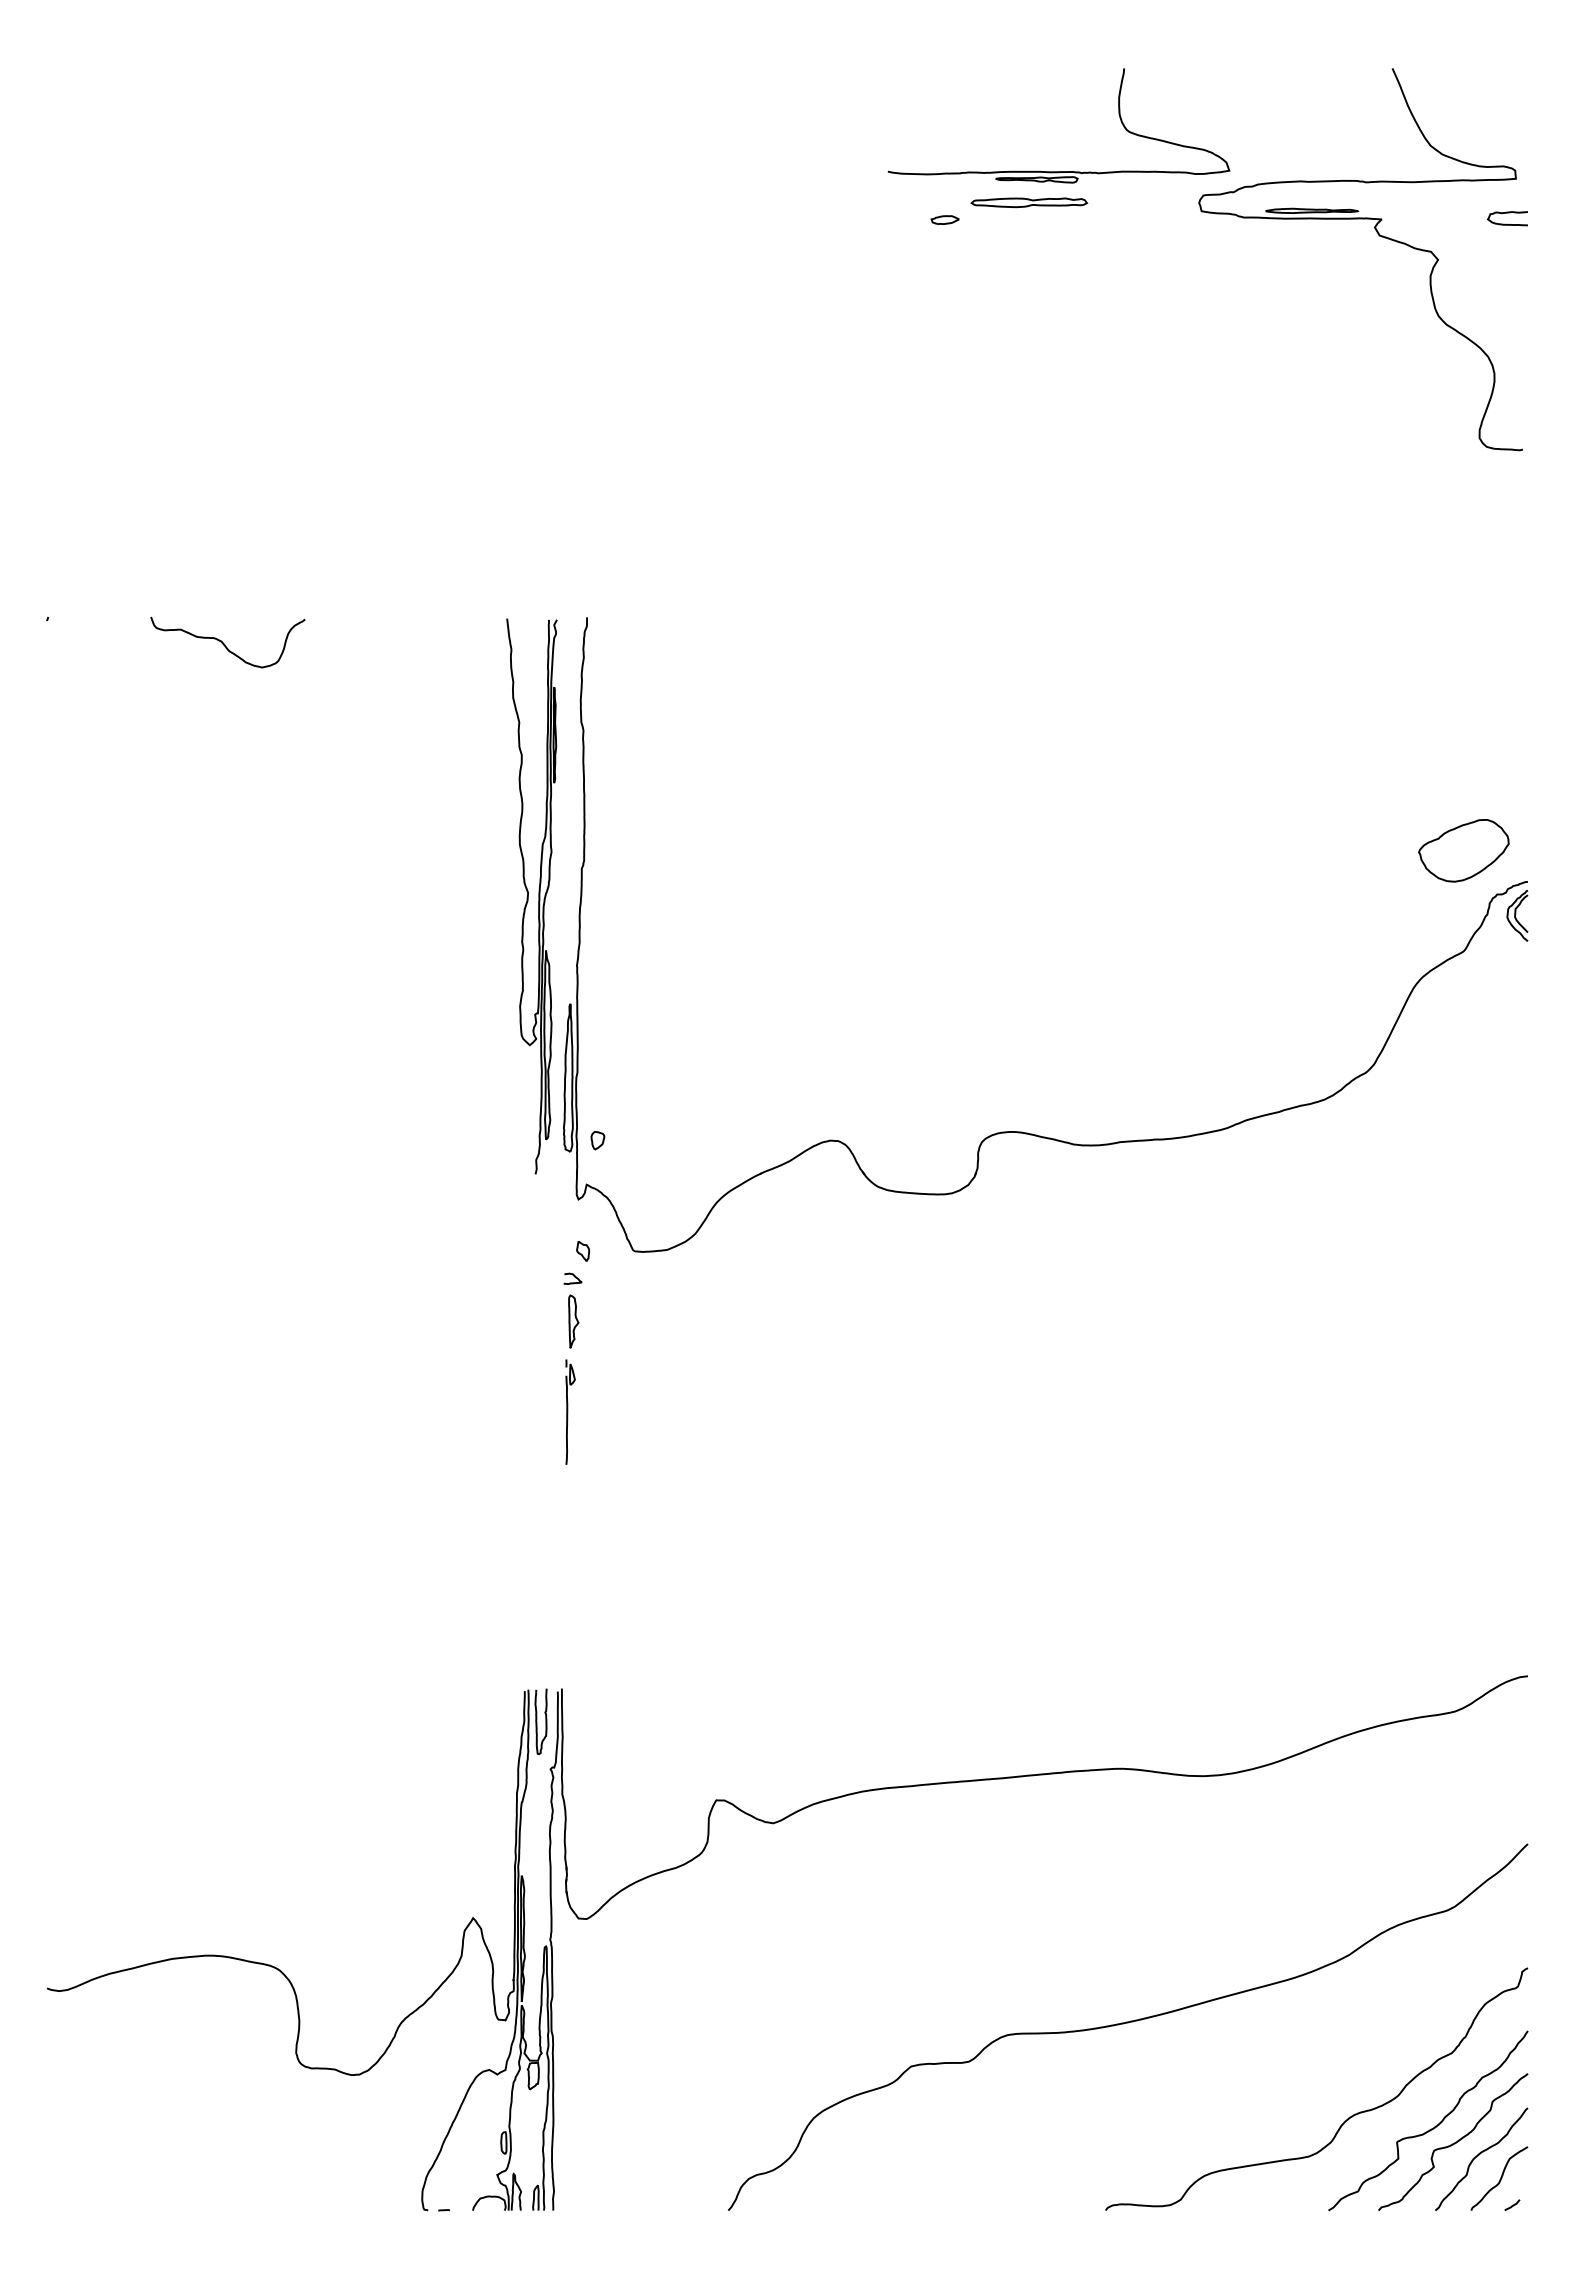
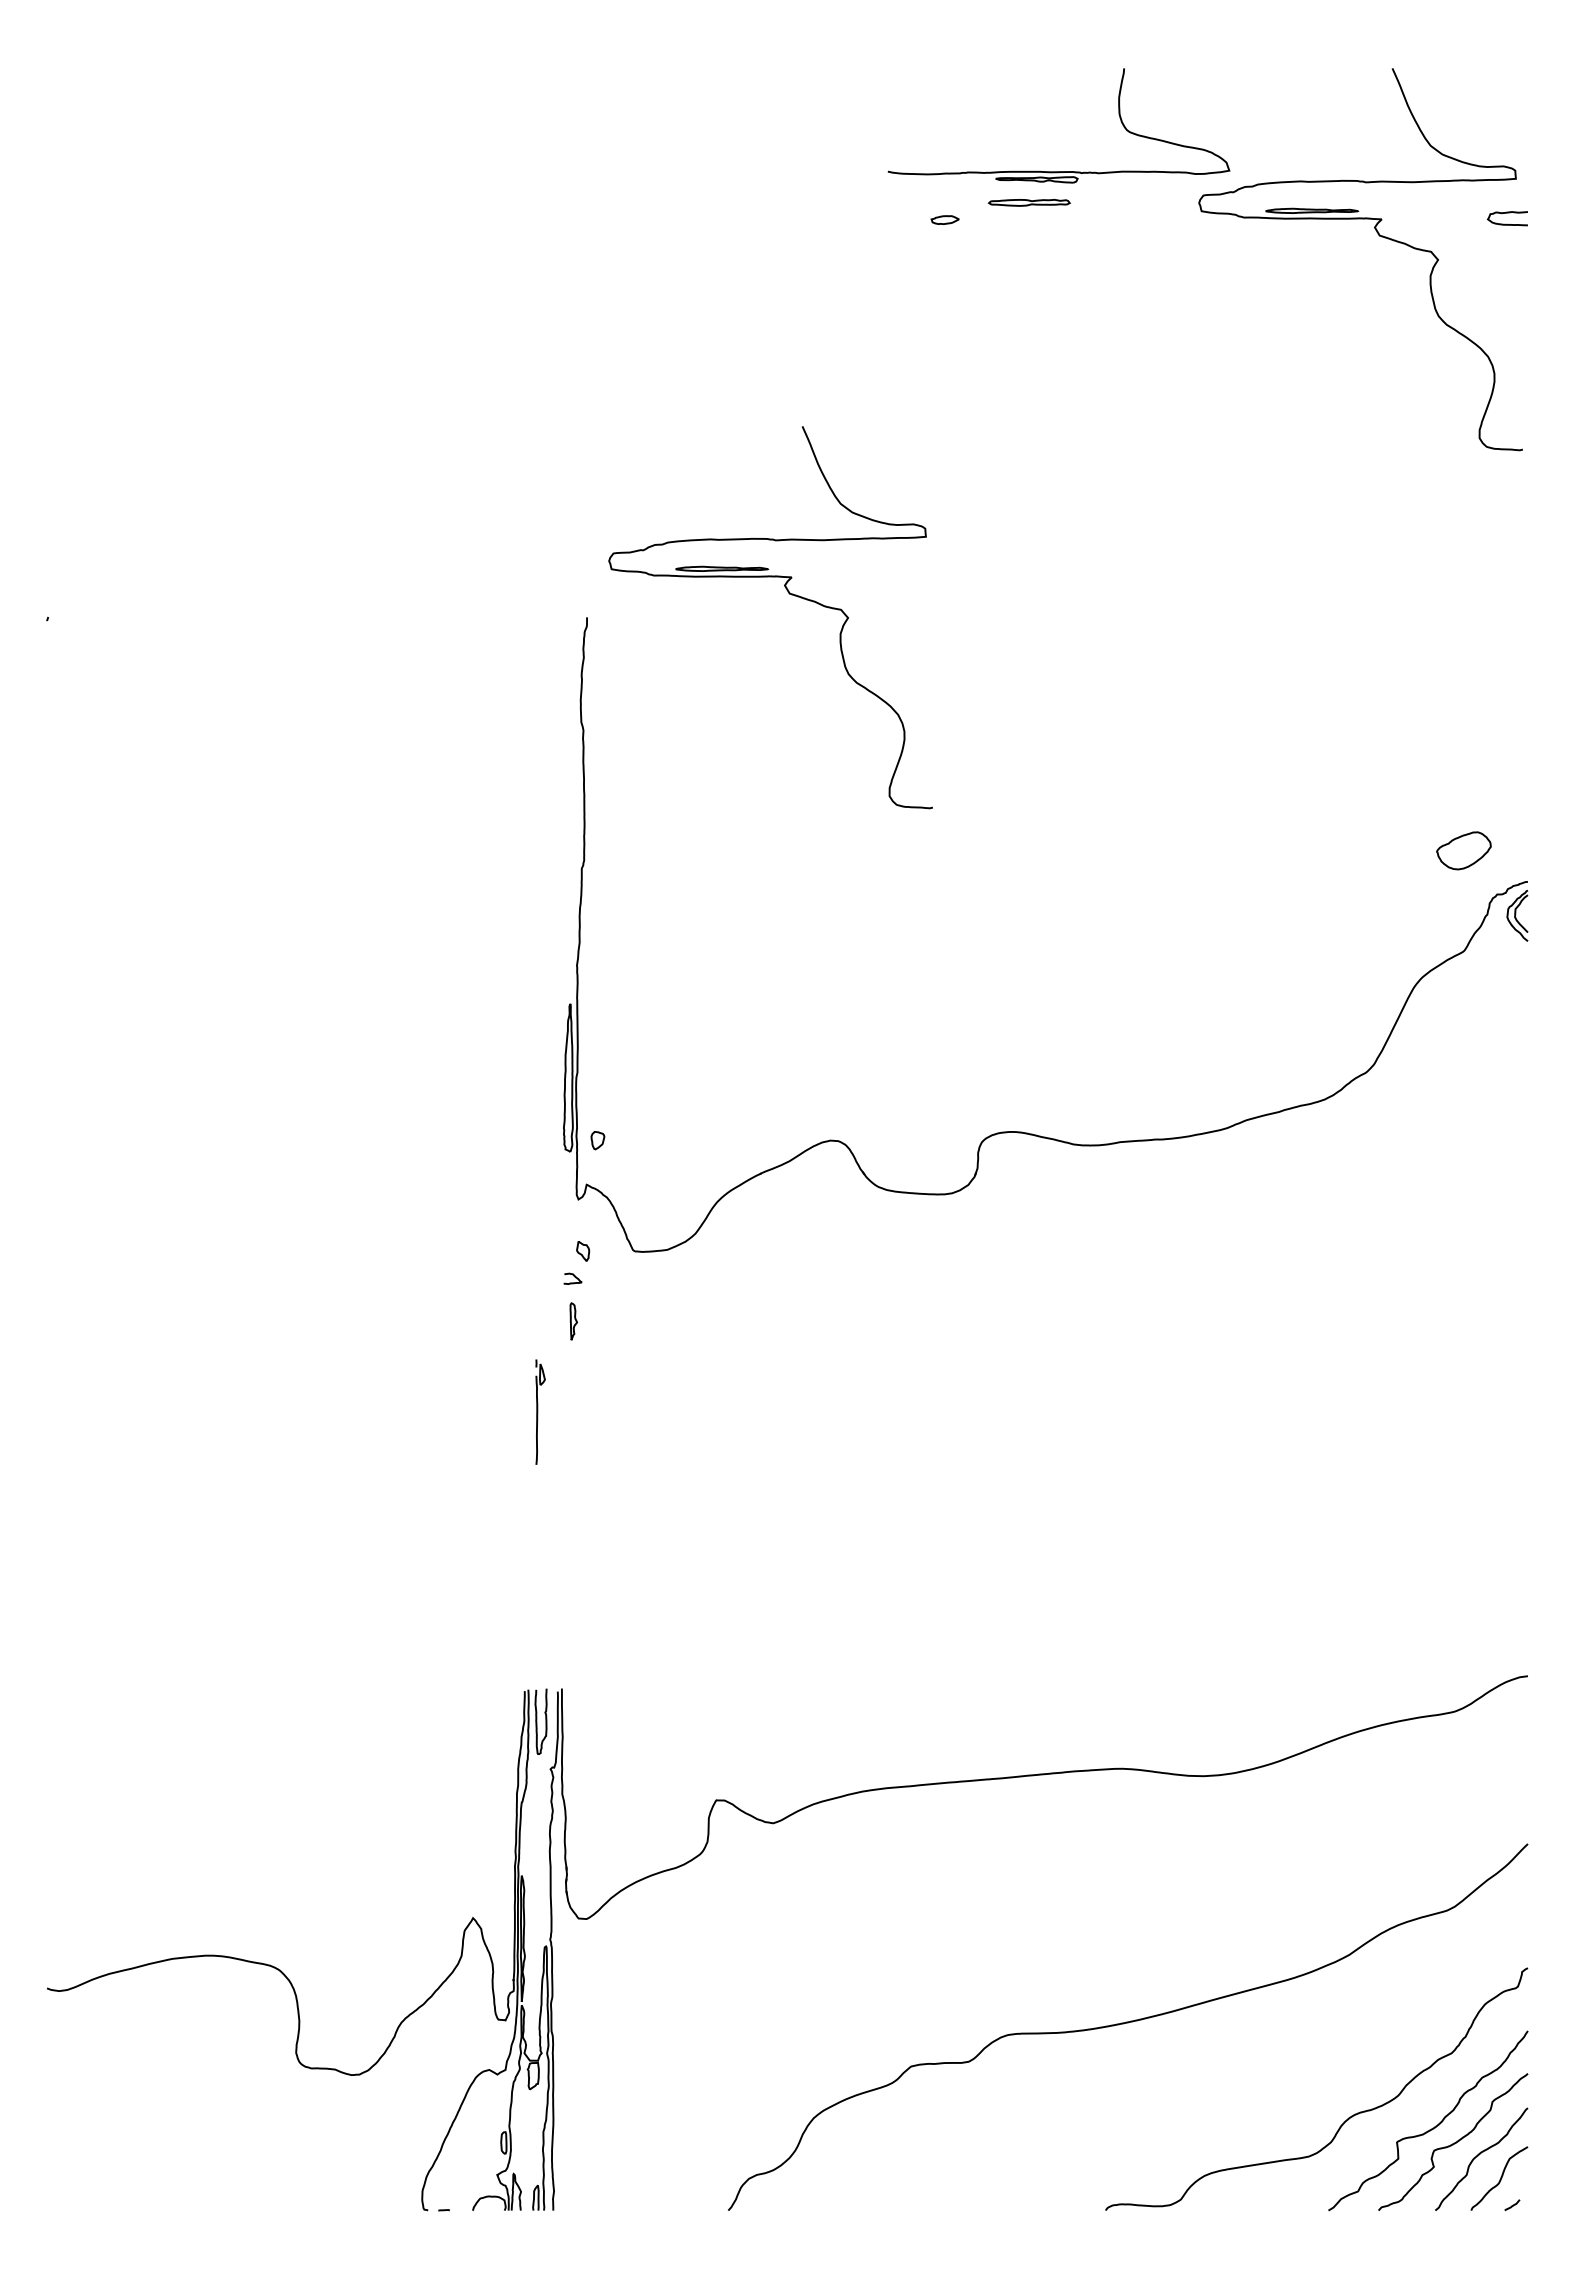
part size: 119x12 px -> 84x9 px (1028, 202)
part: none -> present (789, 594)
curve: present -> none (225, 644)
part size: 92x64 px -> 56x40 px (1463, 850)
part: present -> none (531, 896)
part size: 12x55 px -> 9x39 px (573, 1321)
part position: (570, 1411) -> (540, 1411) (540, 1411)
